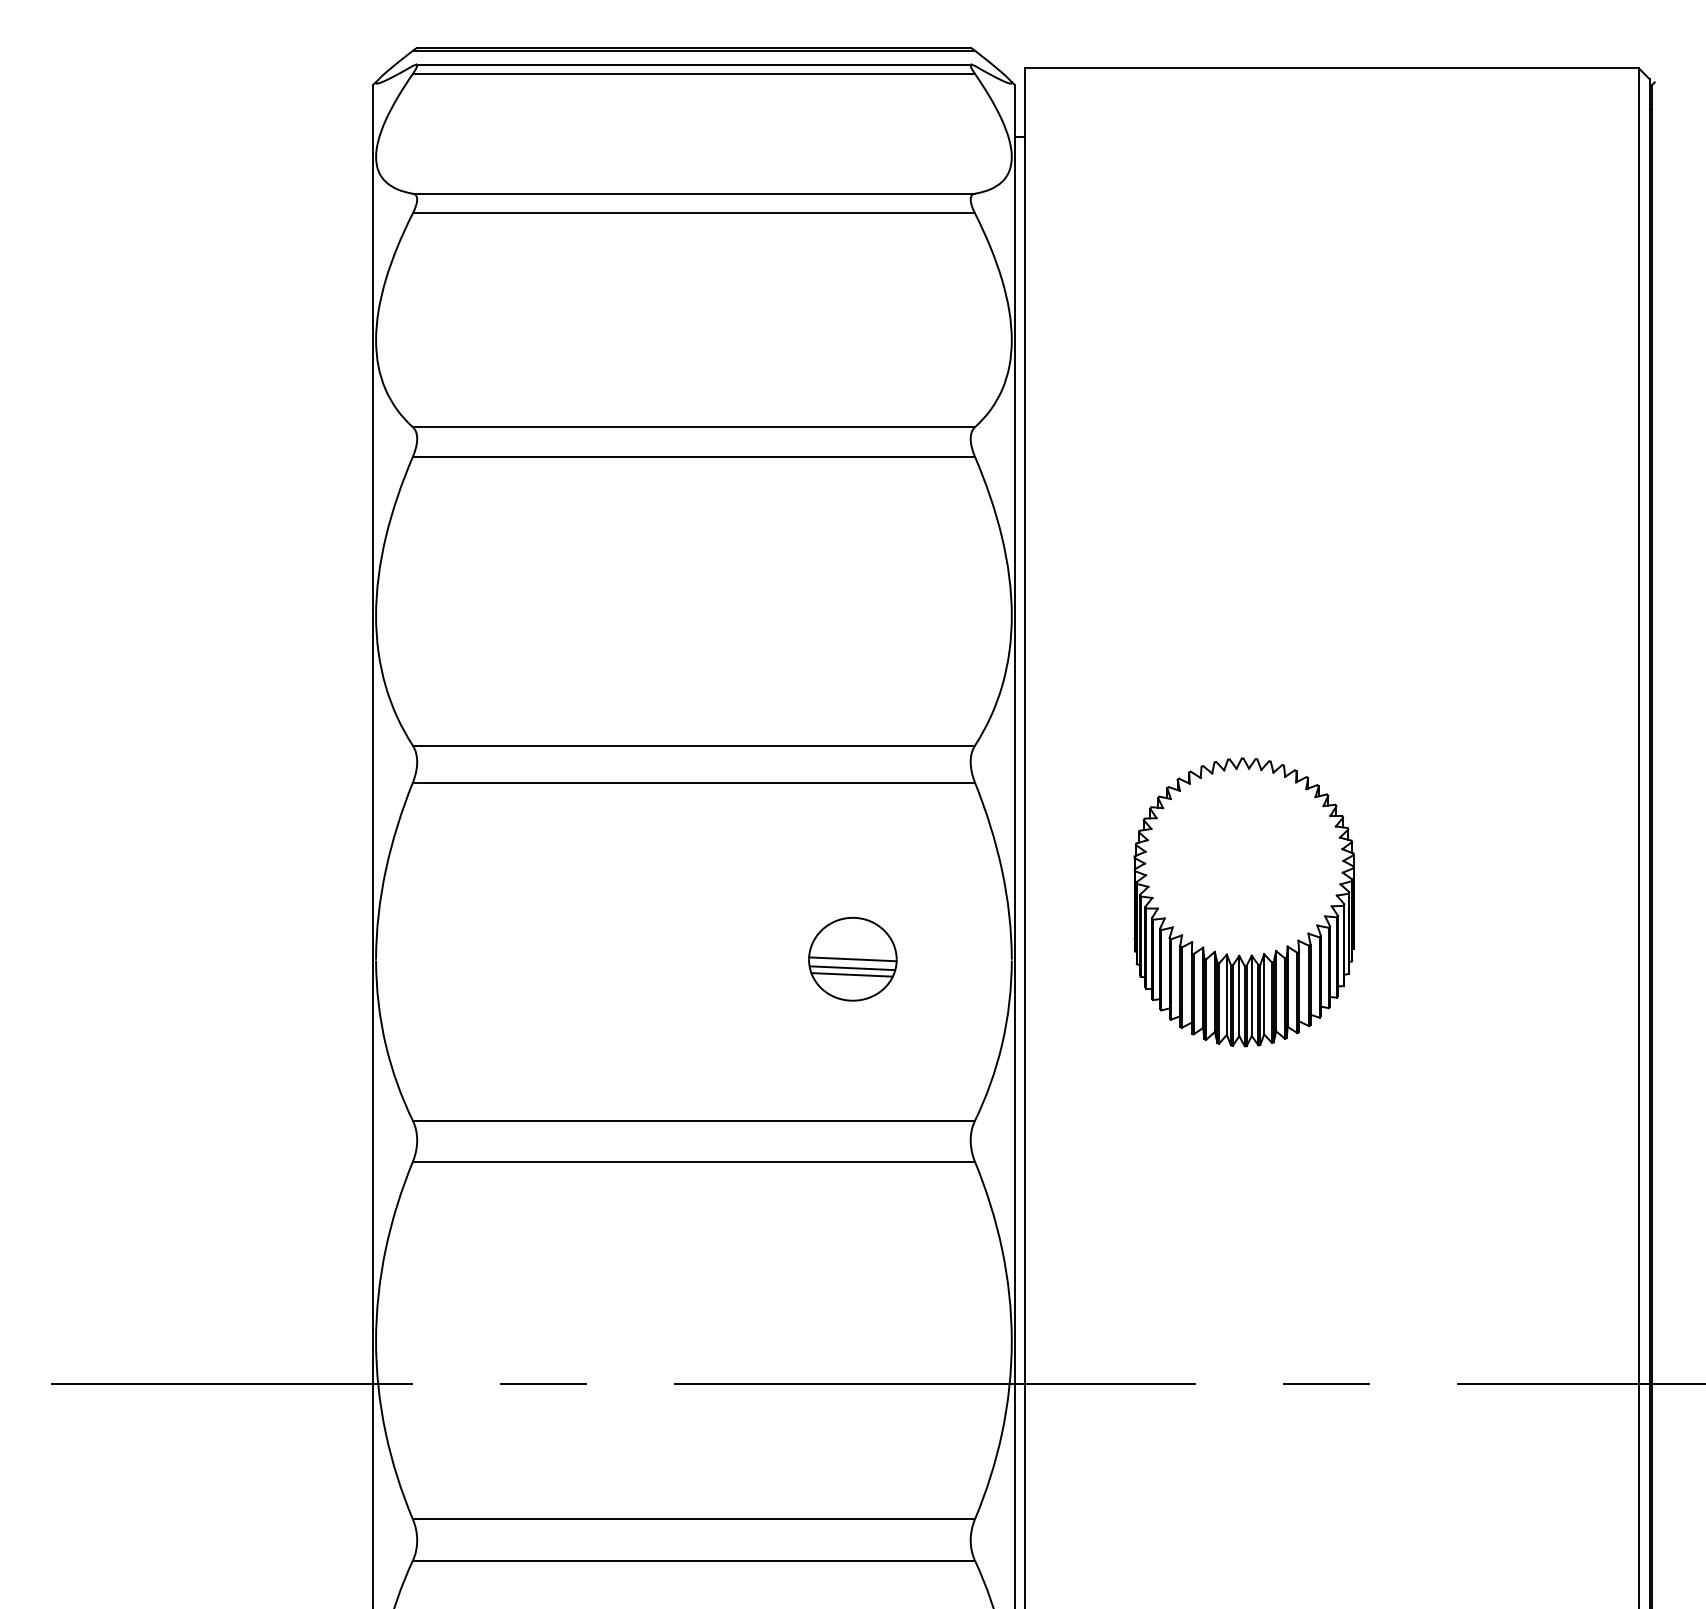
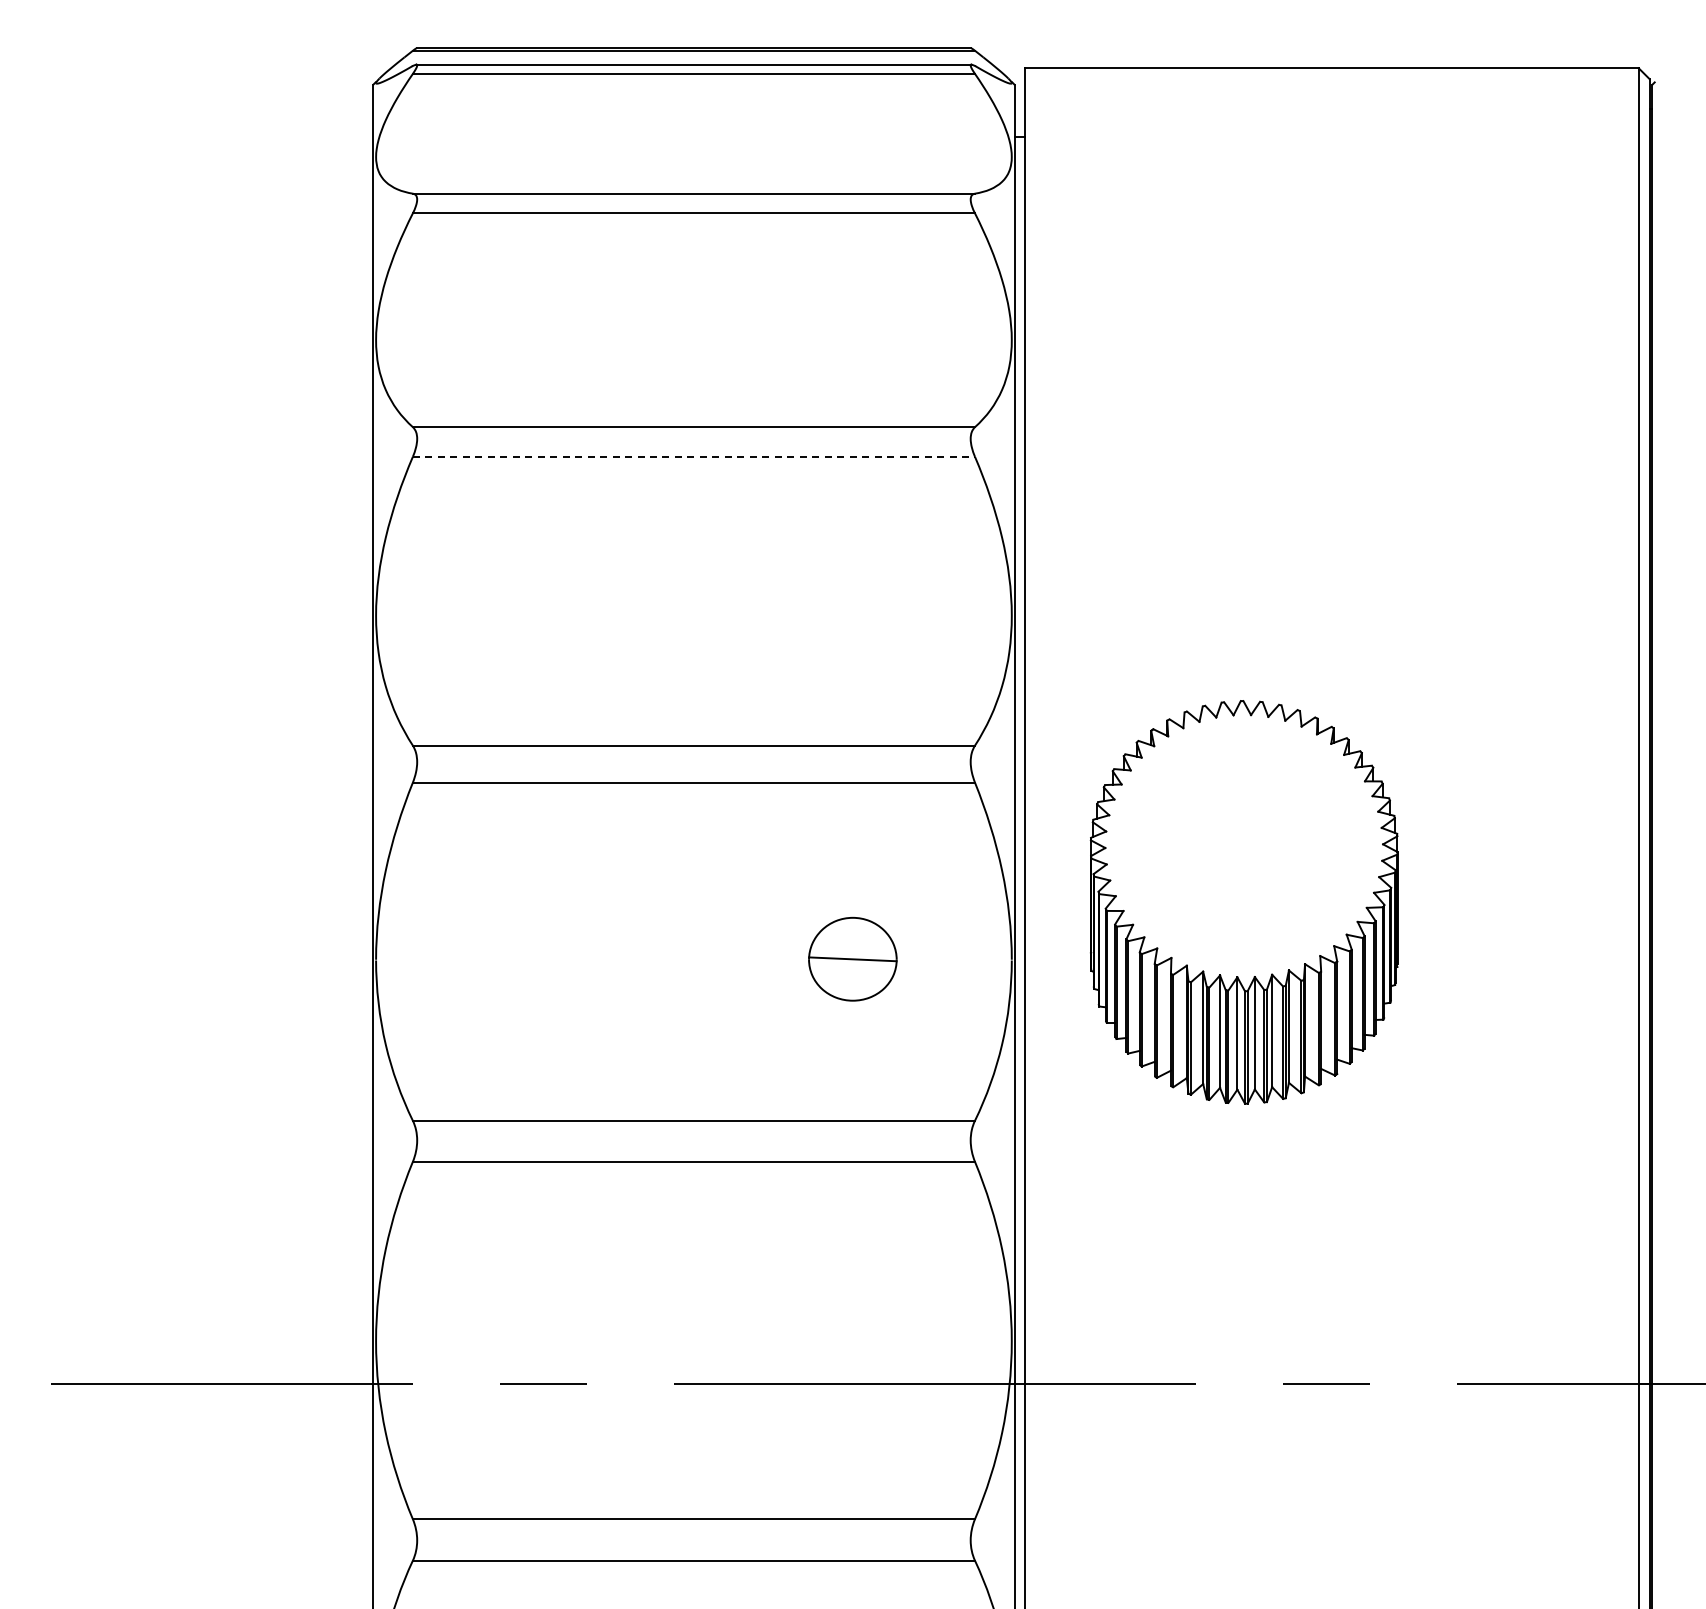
line: solid -> dashed (694, 456)
part size: 222x291 px -> 310x405 px (1243, 902)
line: present -> none (852, 968)
line: present -> none (851, 974)
